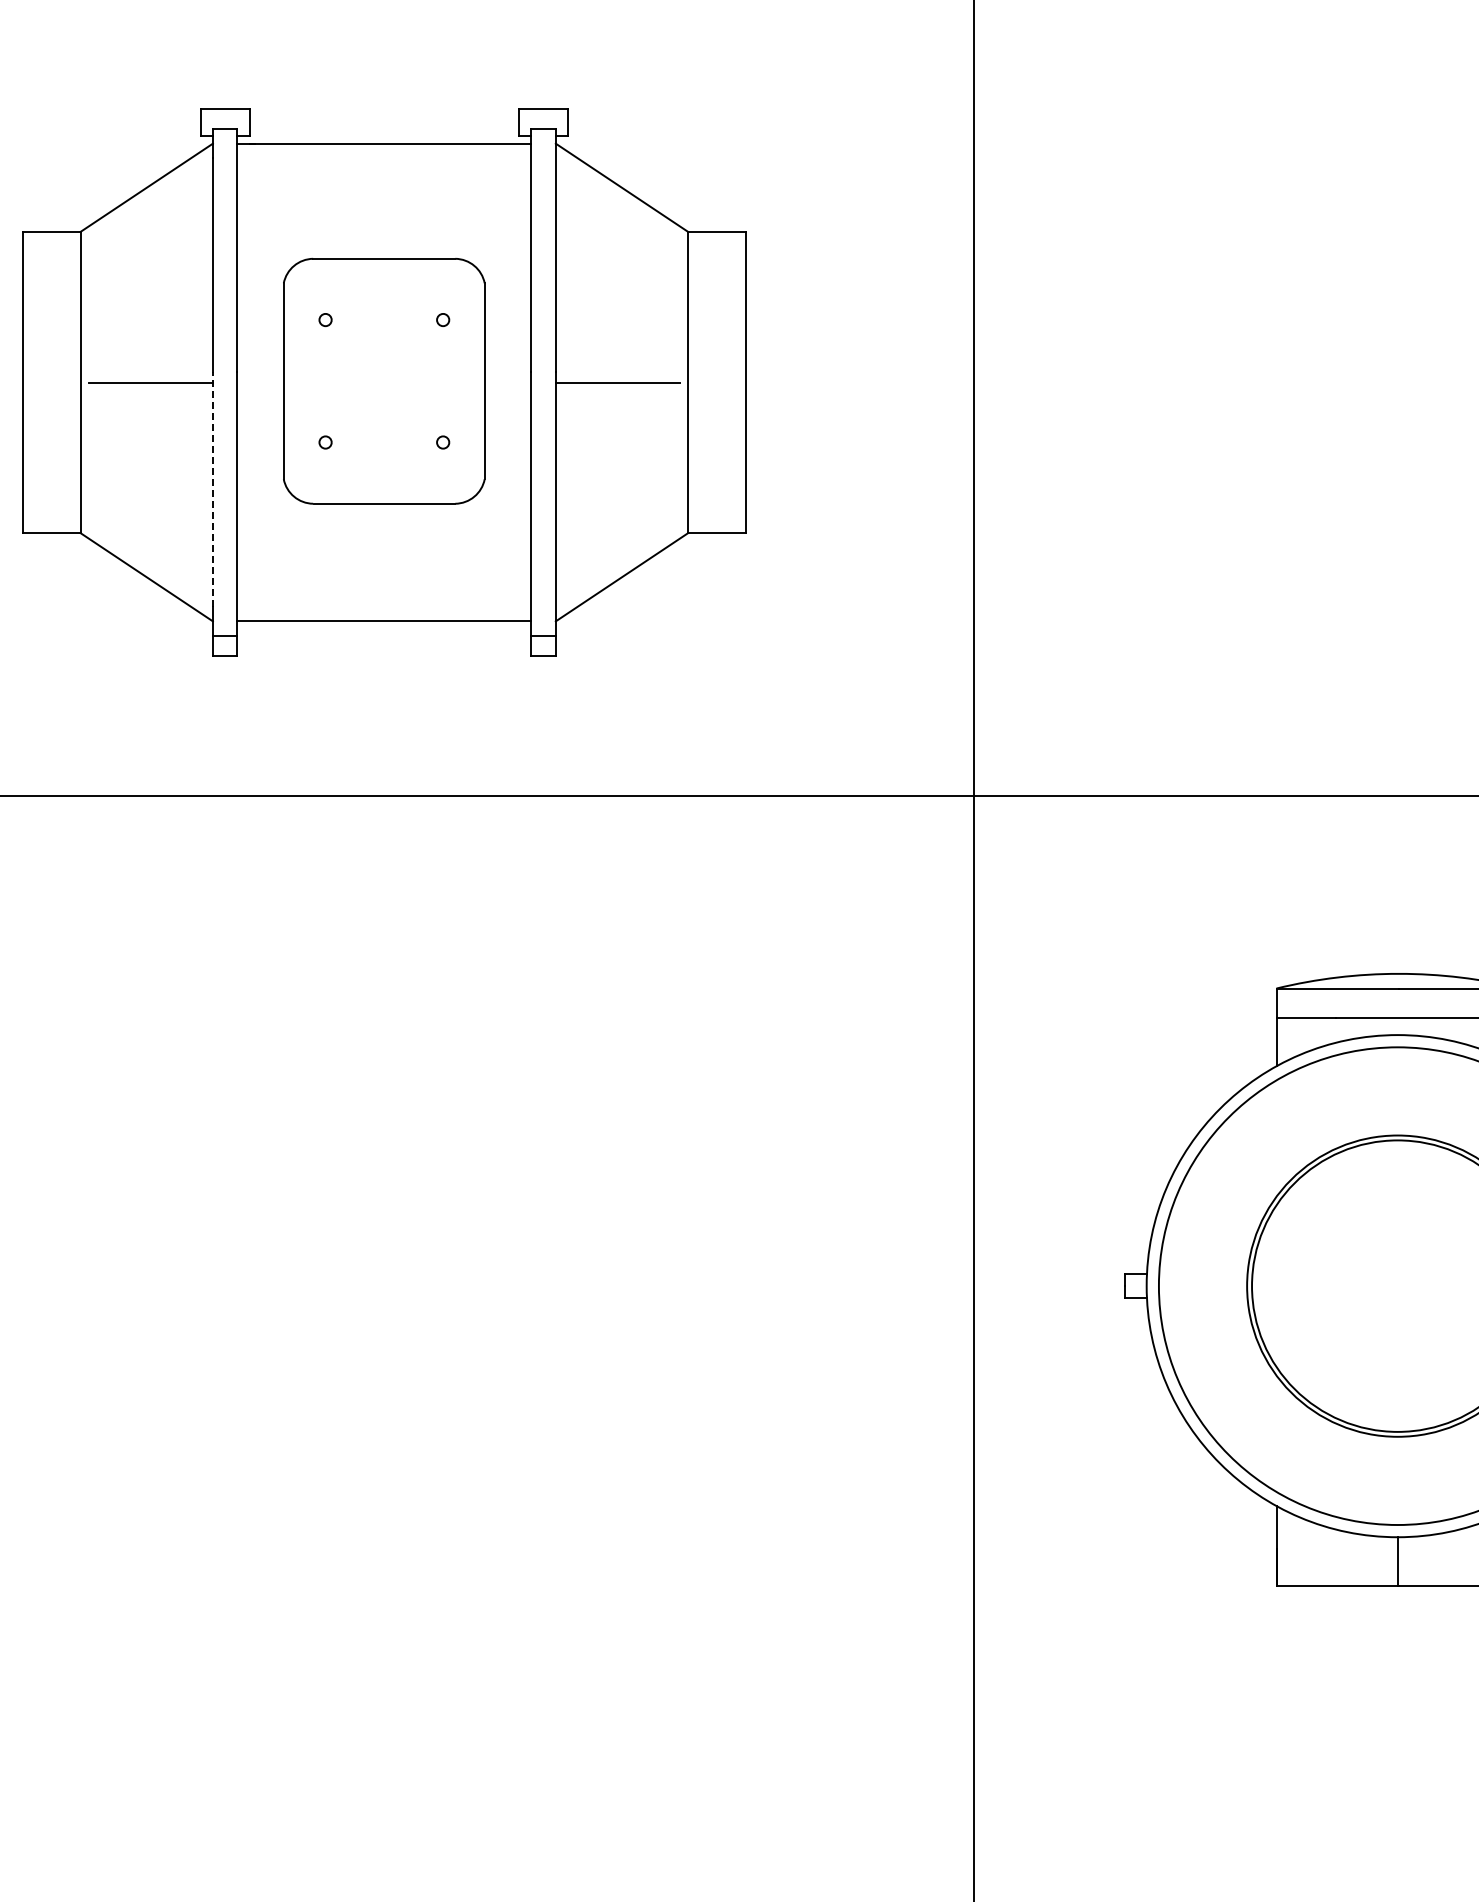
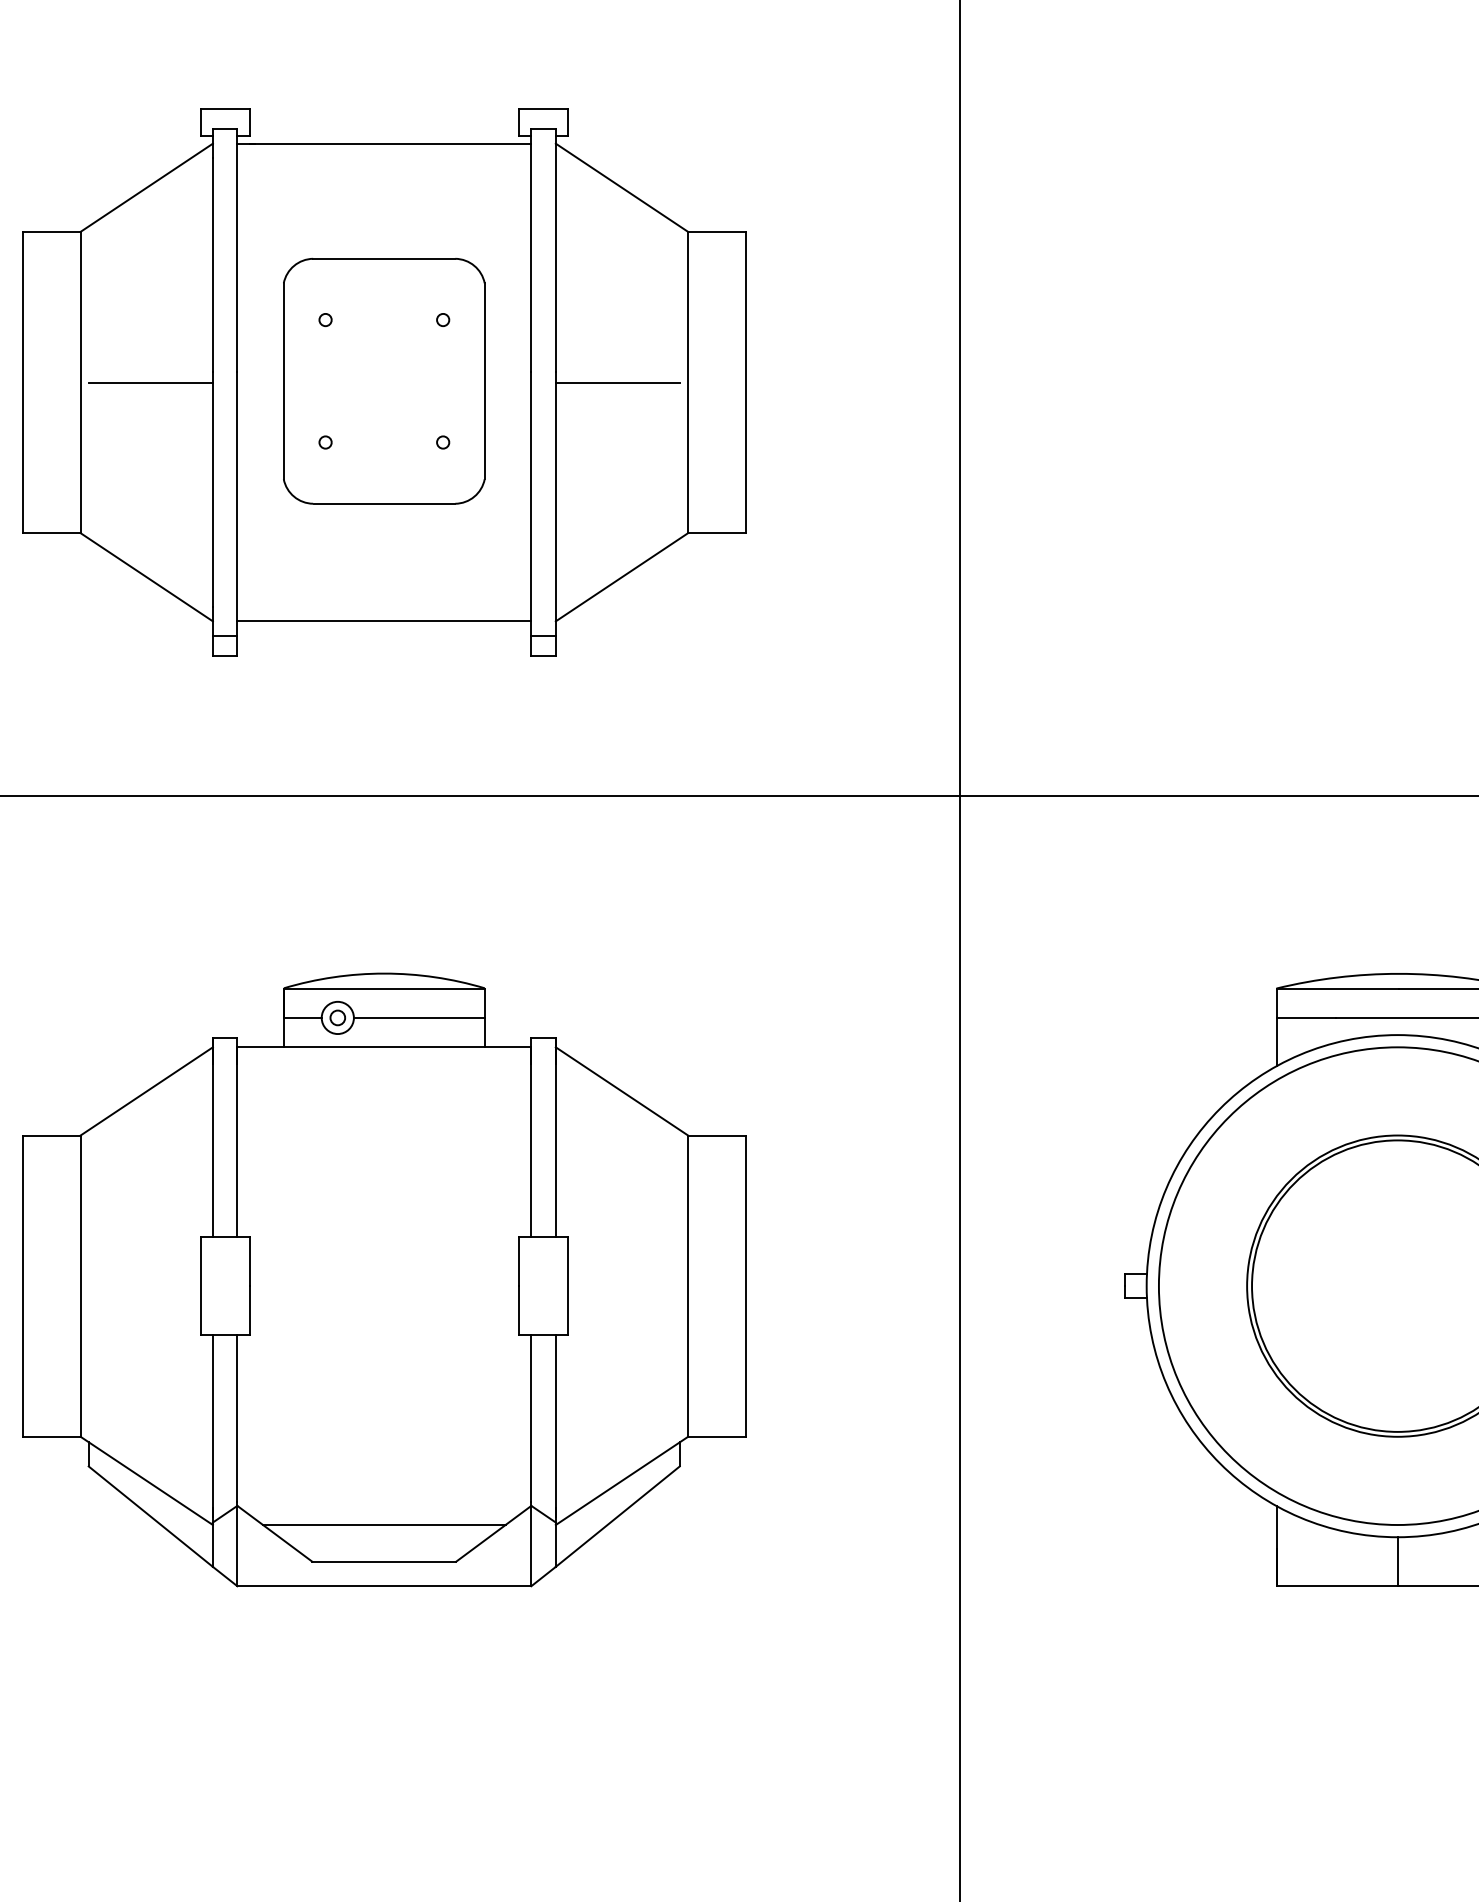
line: dashed -> solid (212, 488)
line position: (974, 950) -> (960, 950) (960, 950)
part: none -> present (384, 1279)
